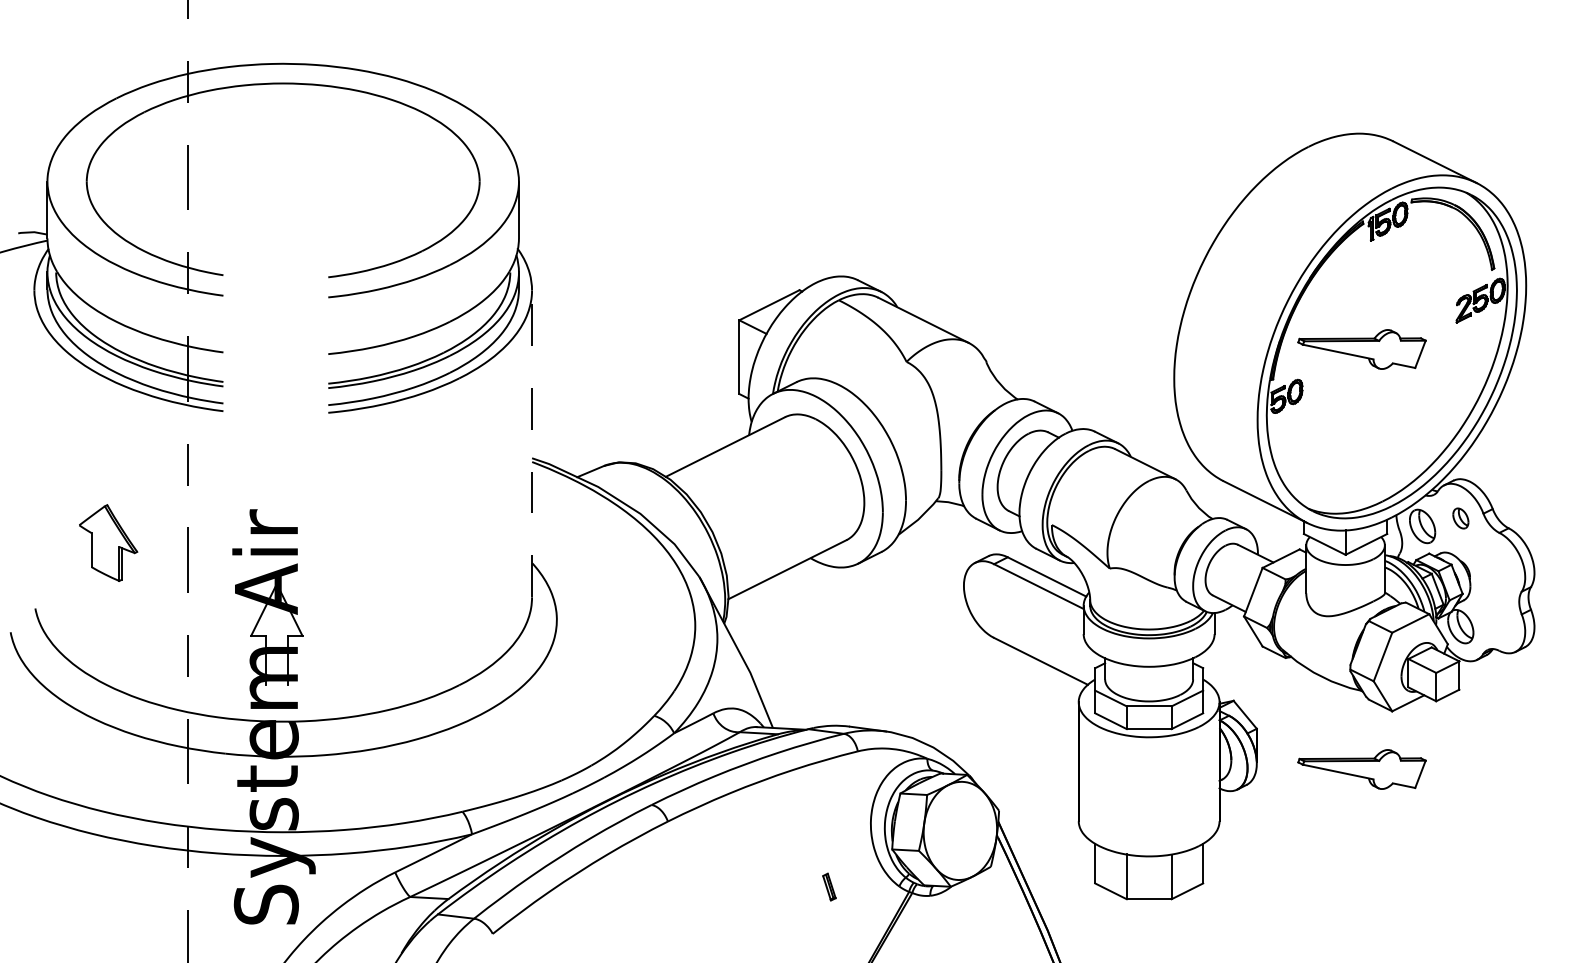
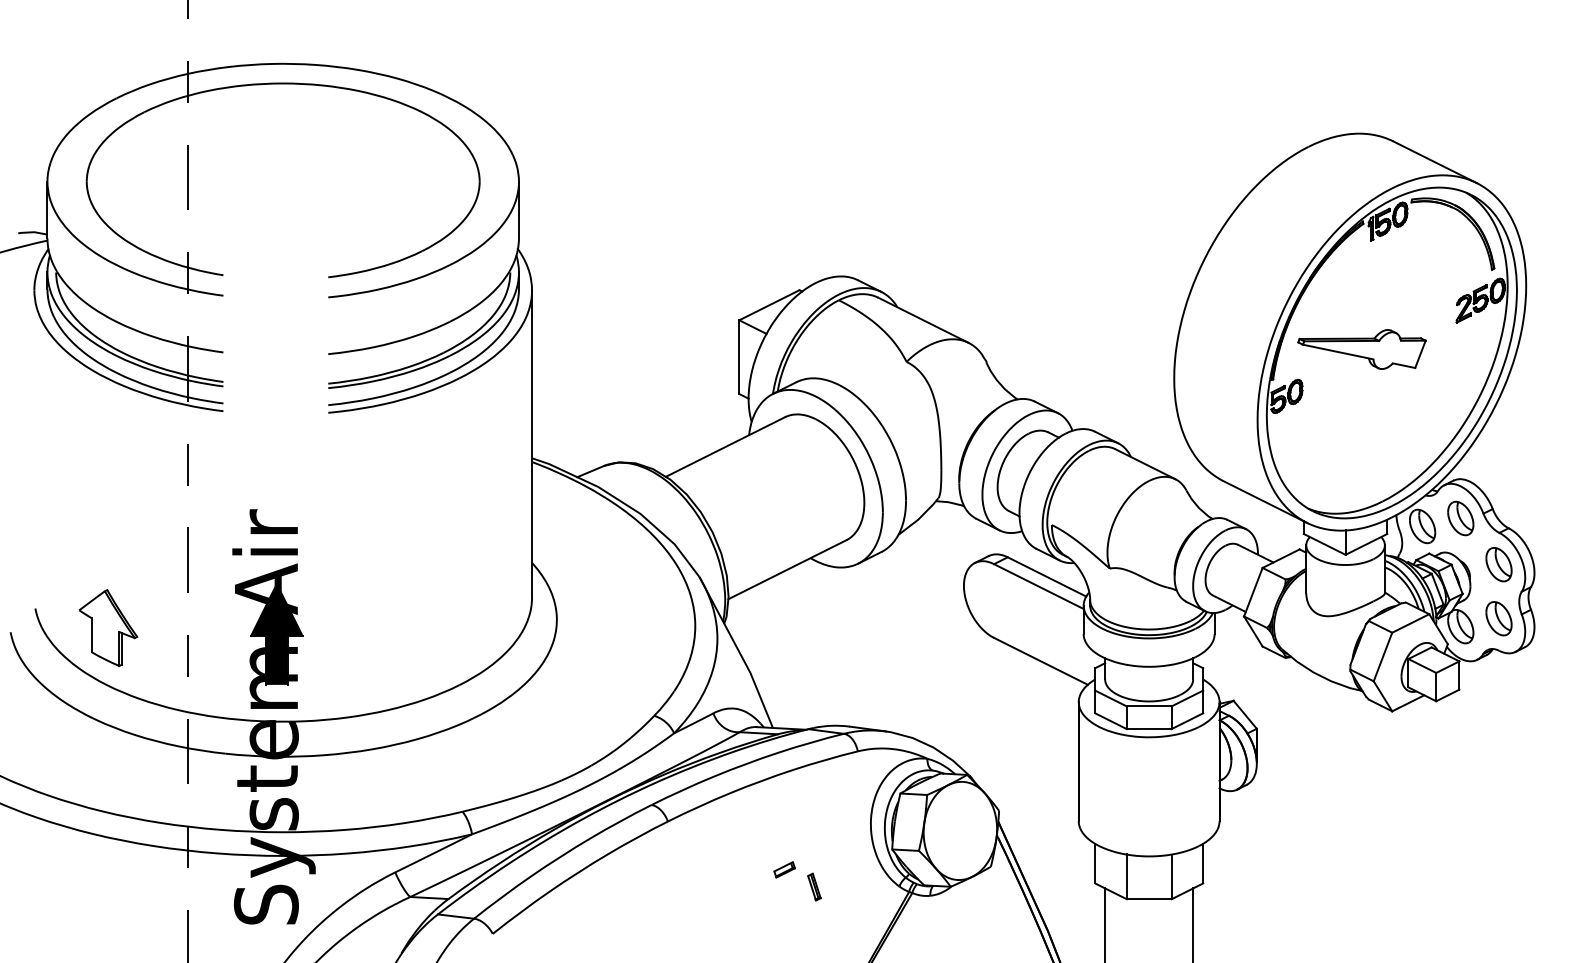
line: dashed -> solid (532, 443)
part size: 18x23 px -> 28x37 px (1460, 518)
part position: (108, 542) -> (108, 627) (108, 627)
part: none -> present (1498, 564)
part: none -> present (1498, 618)
fill: none -> present (276, 634)
part: present -> none (1361, 769)
part: none -> present (784, 869)
part position: (829, 886) -> (814, 886) (814, 886)
line: none -> present (1105, 923)
line: none -> present (1193, 923)
